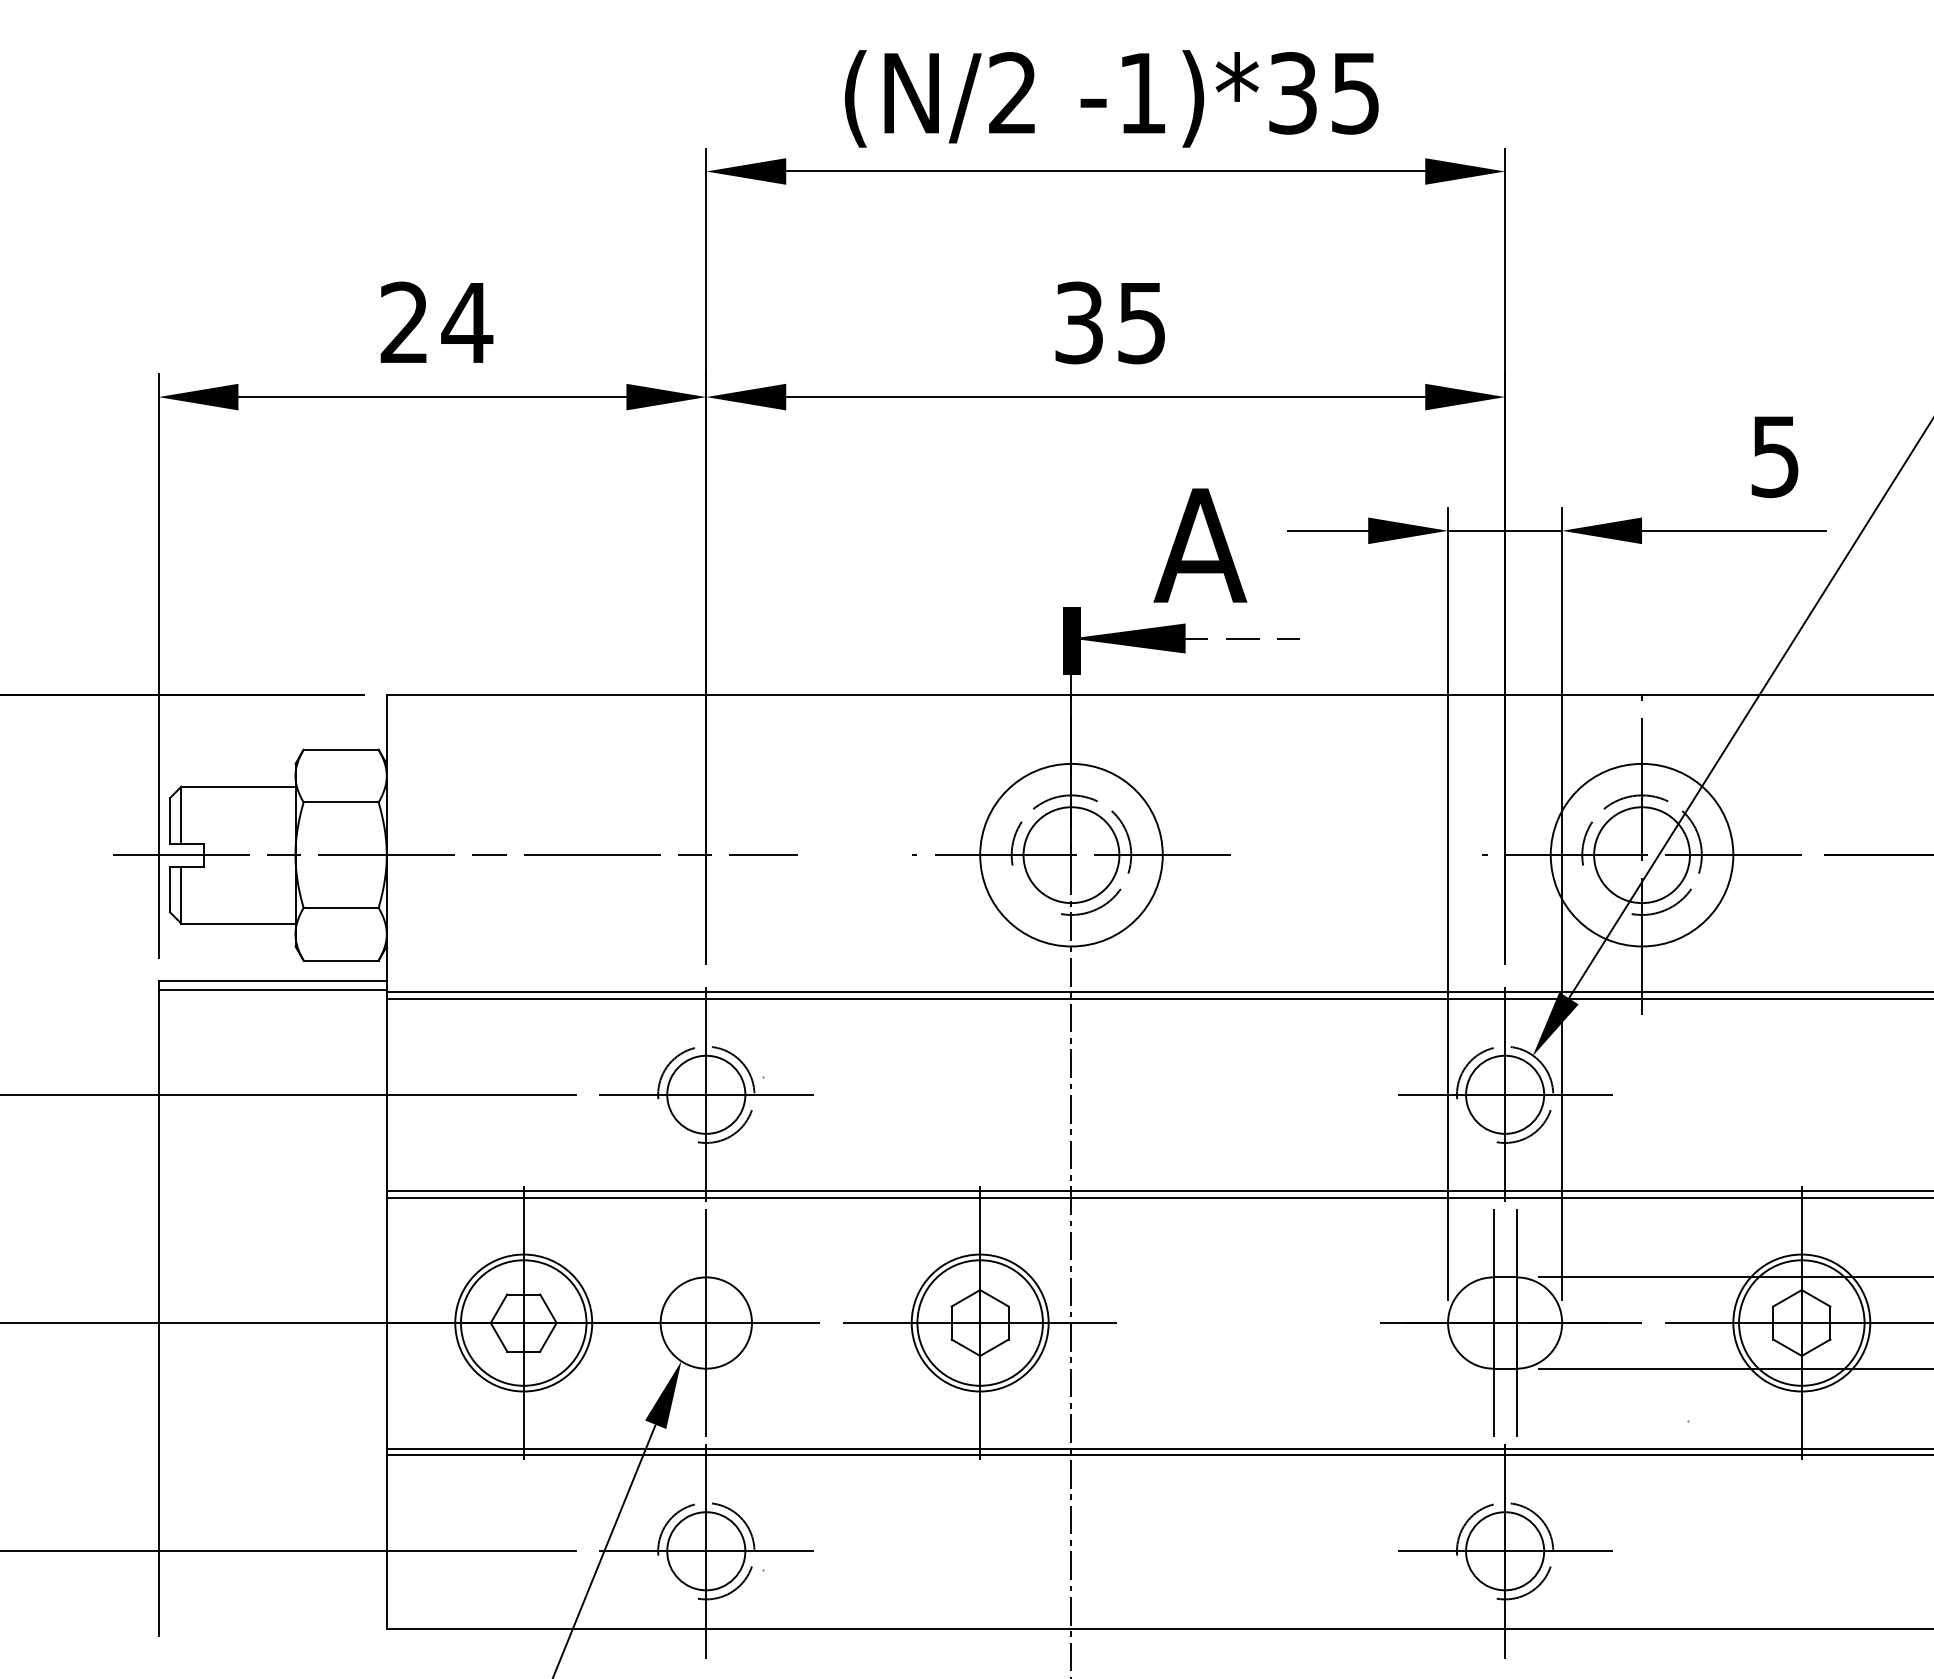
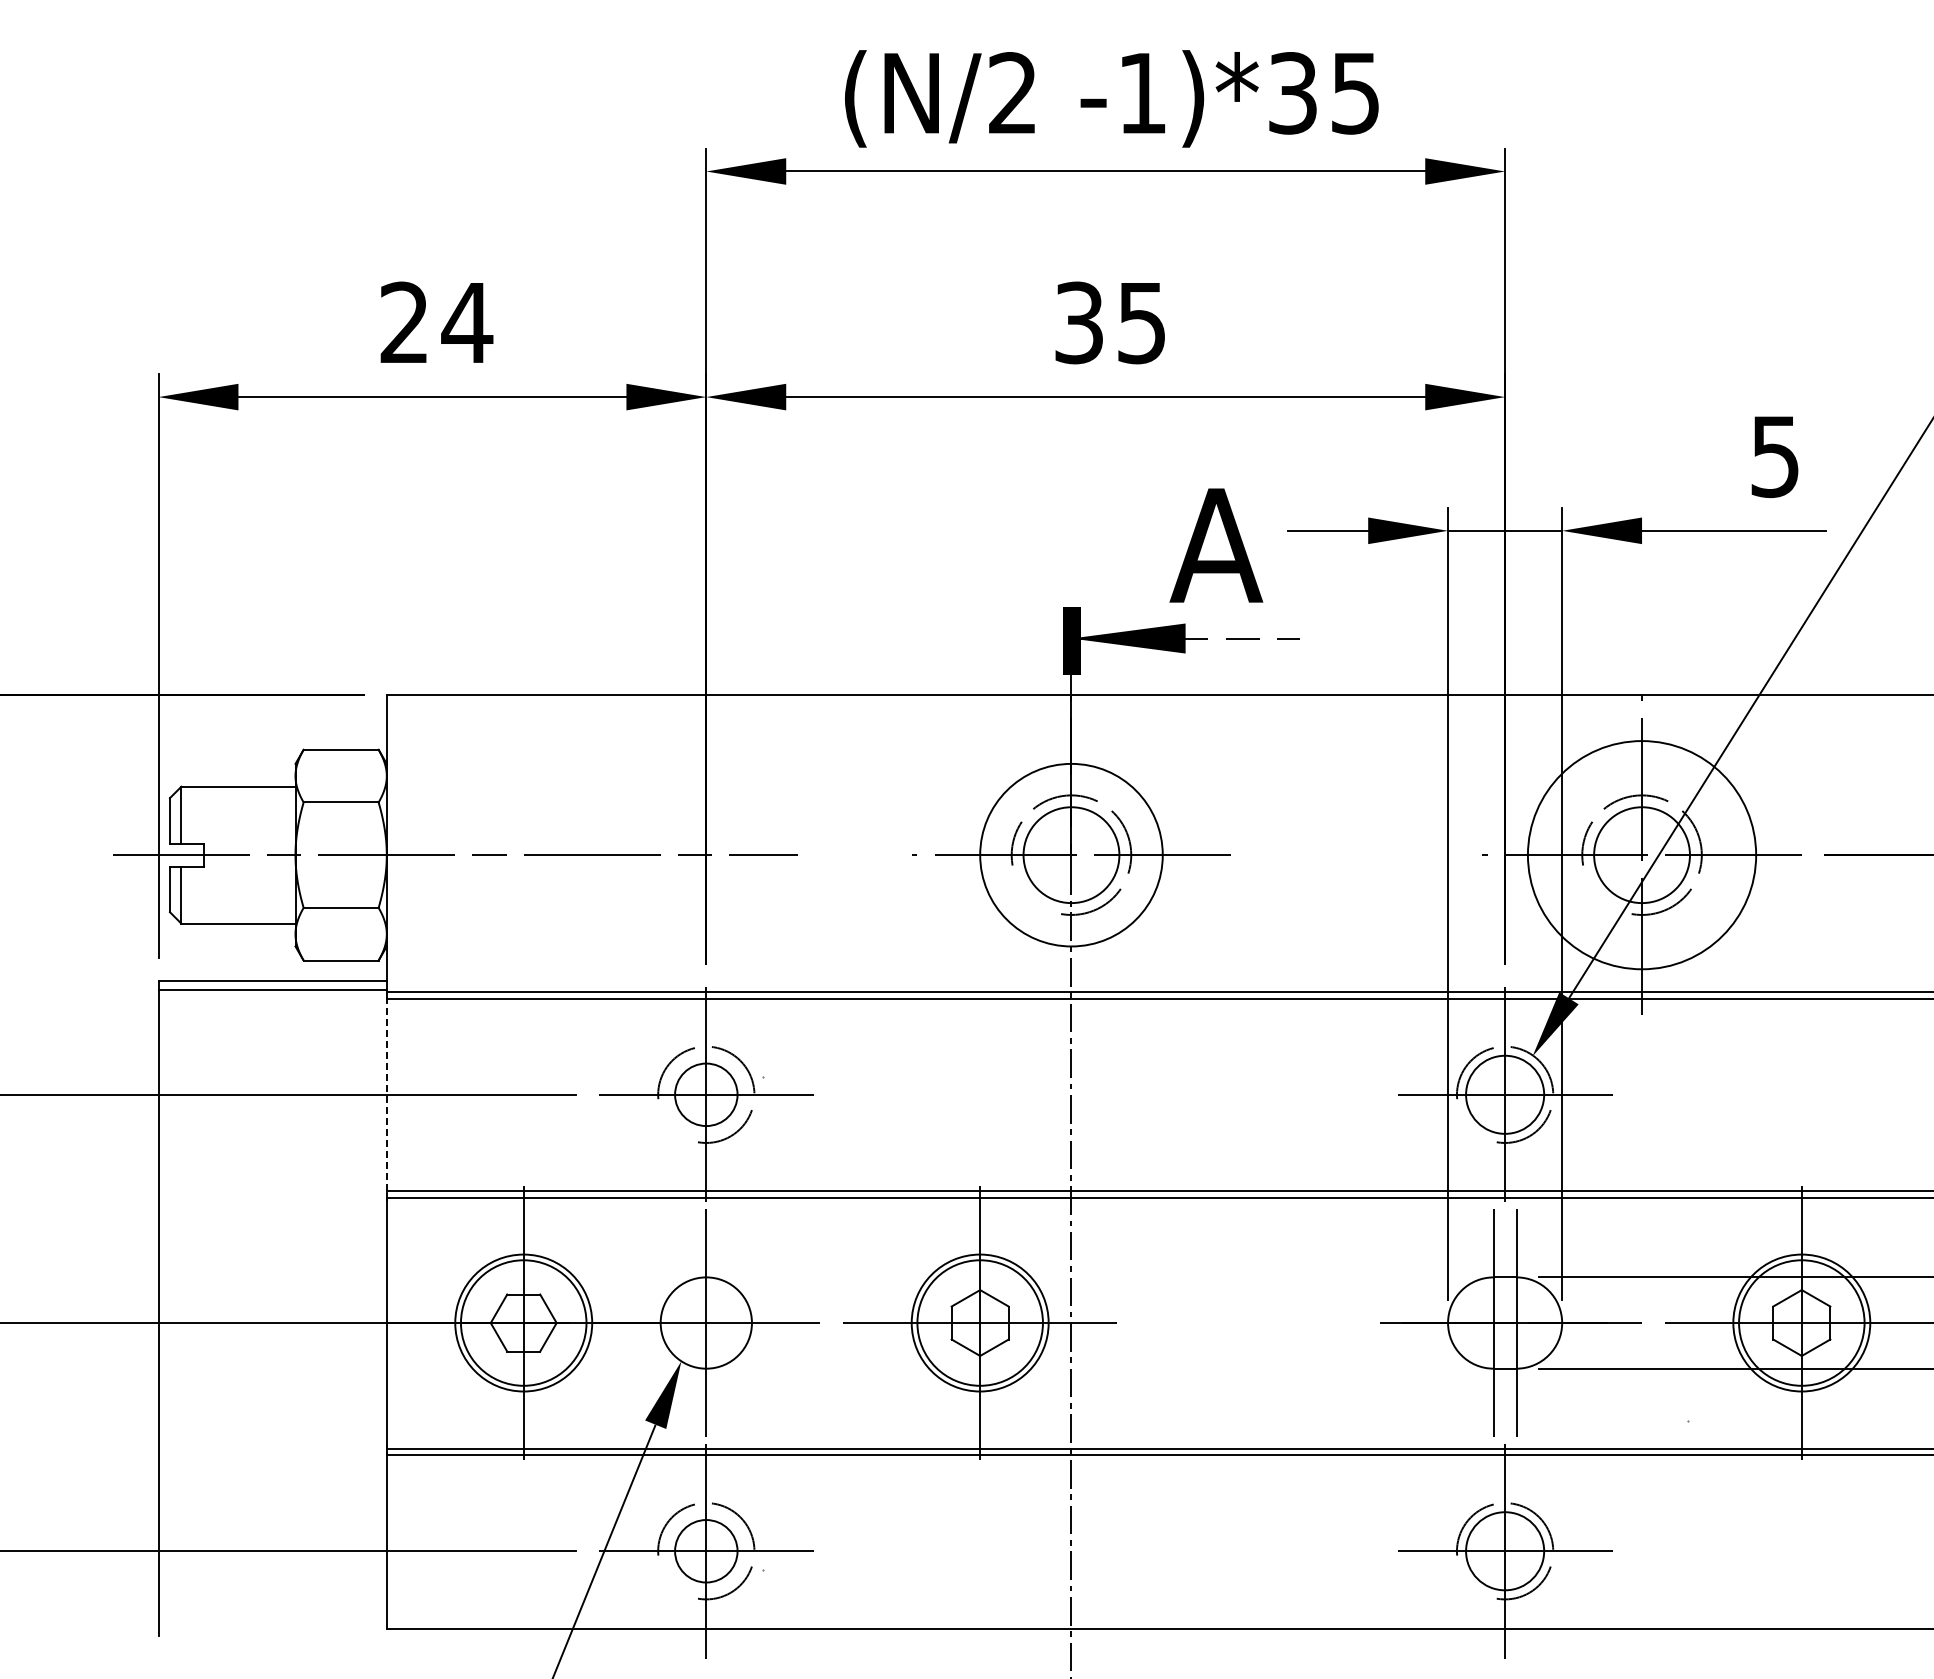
text position: (1200, 545) -> (1216, 545) (1216, 545)
circle diameter: 183 px -> 228 px (1641, 855)
circle diameter: 78 px -> 62 px (706, 1094)
line: solid -> dashed (386, 1095)
circle diameter: 78 px -> 62 px (706, 1551)
